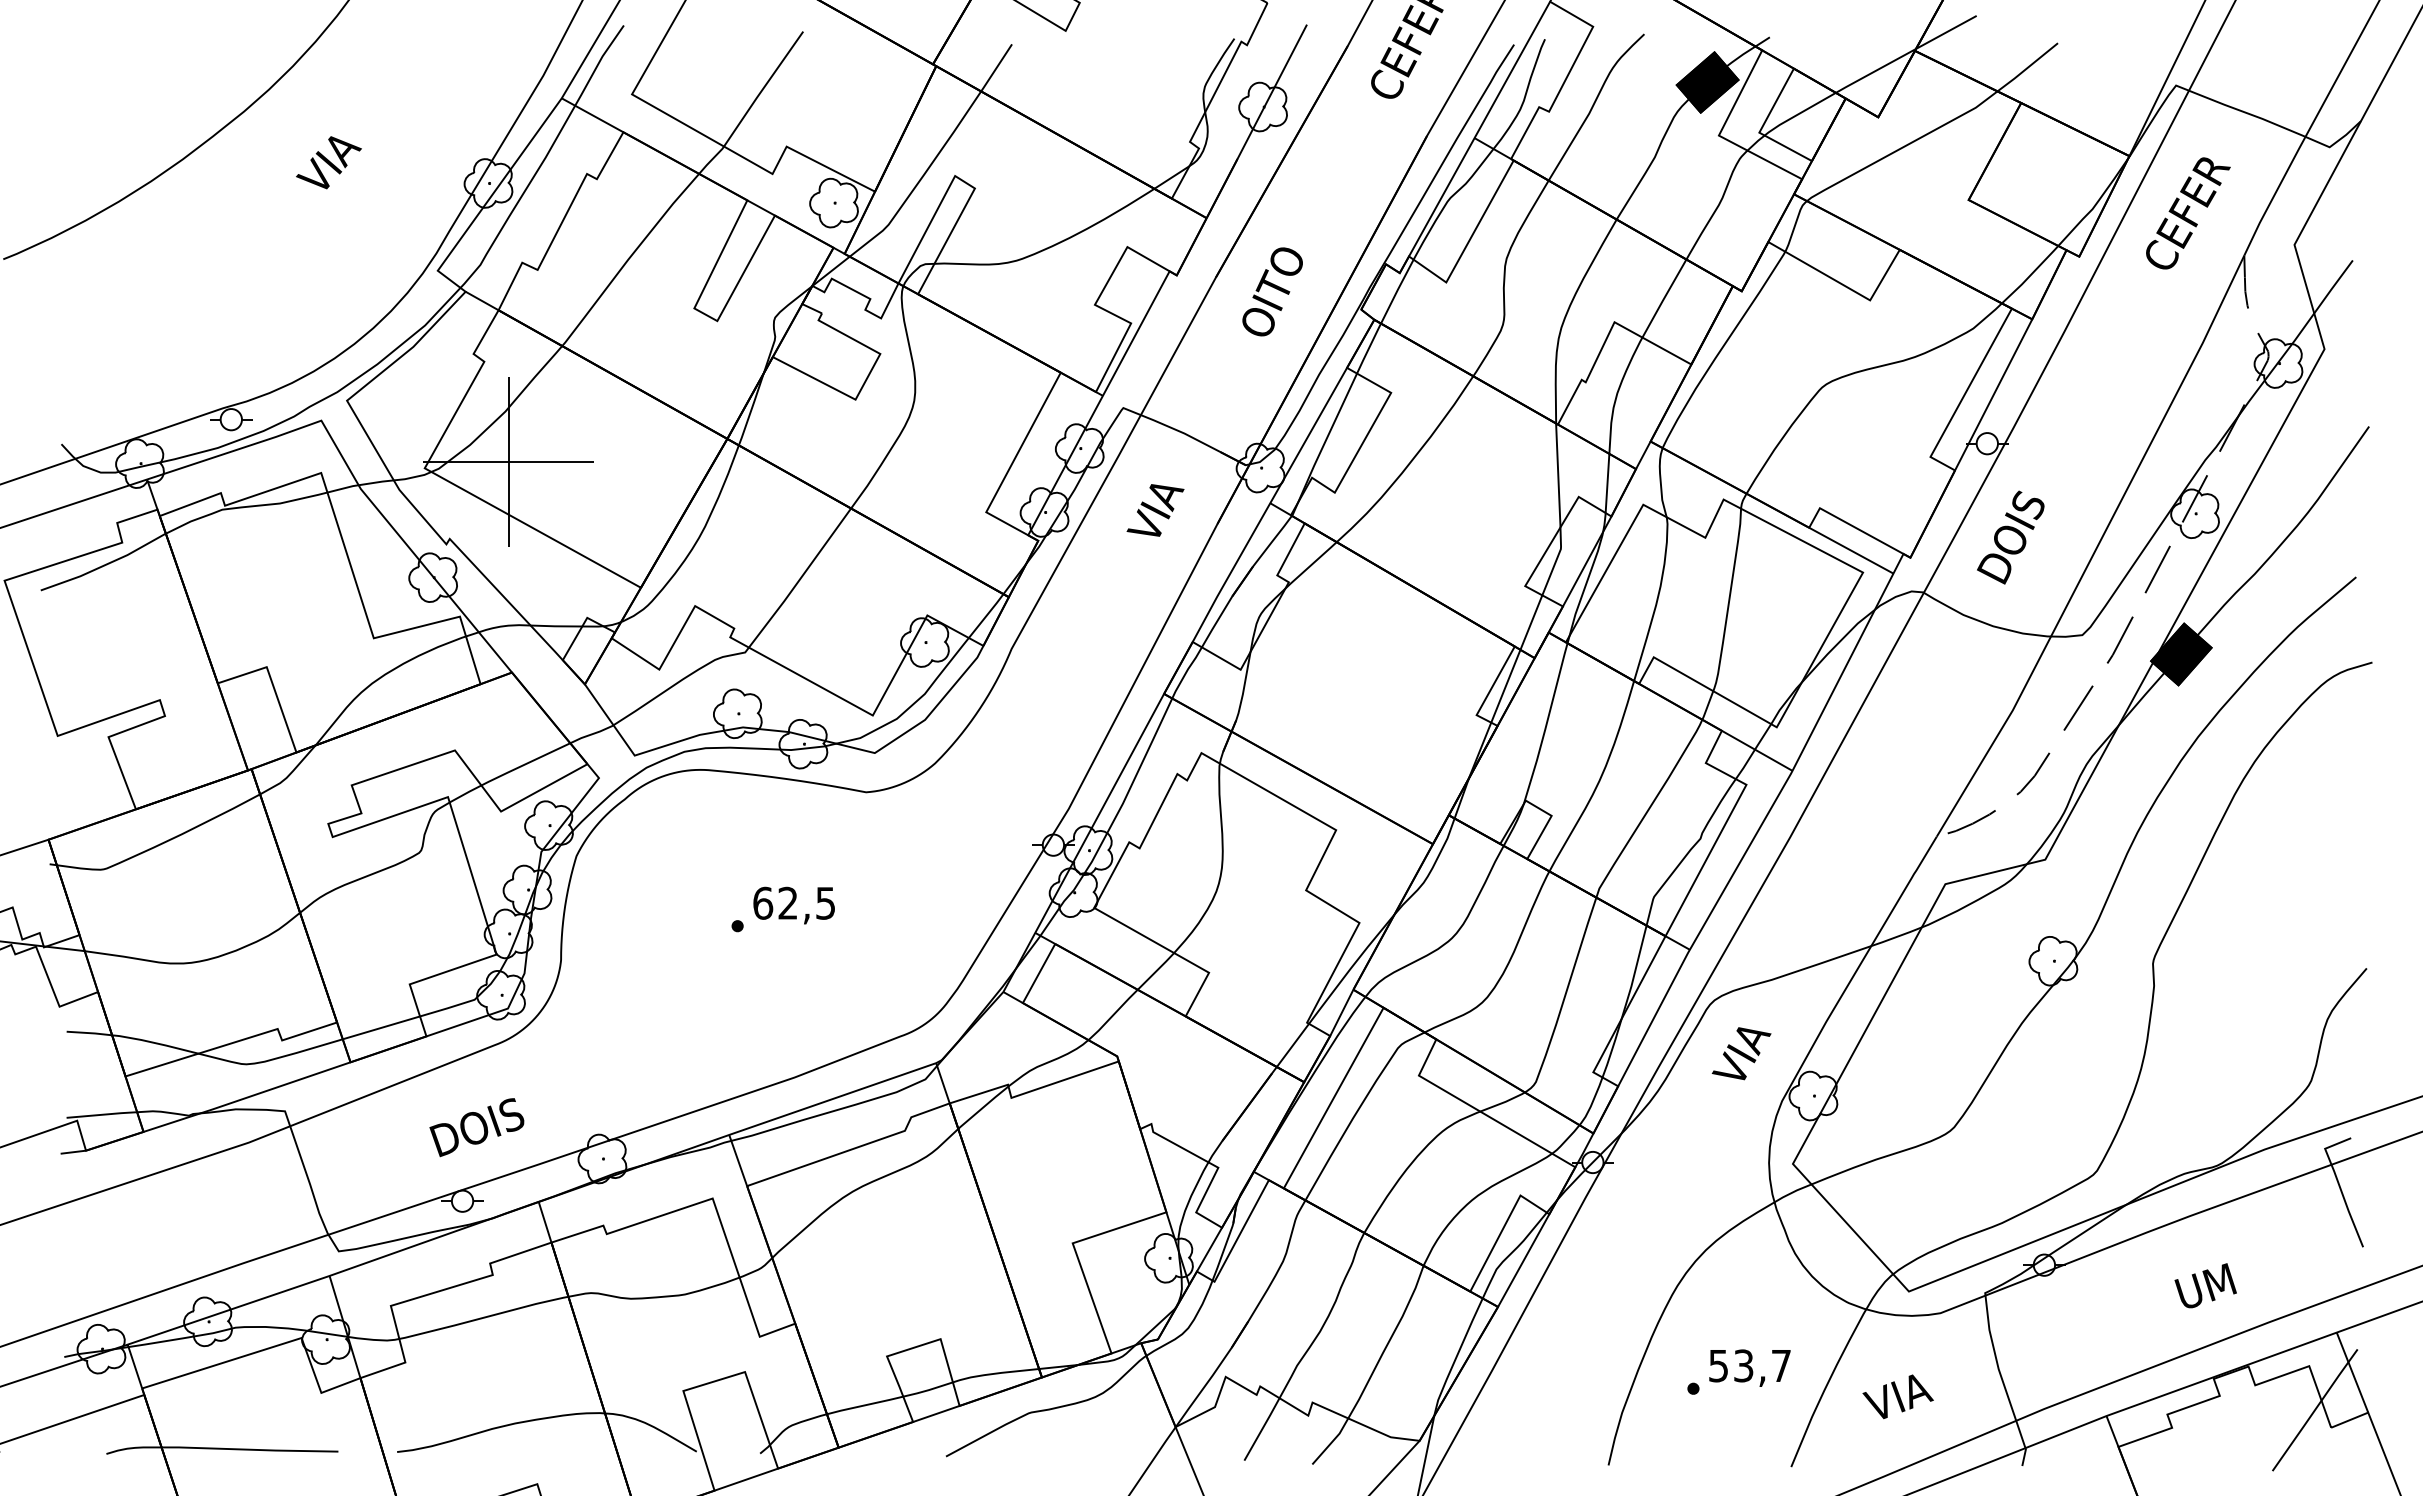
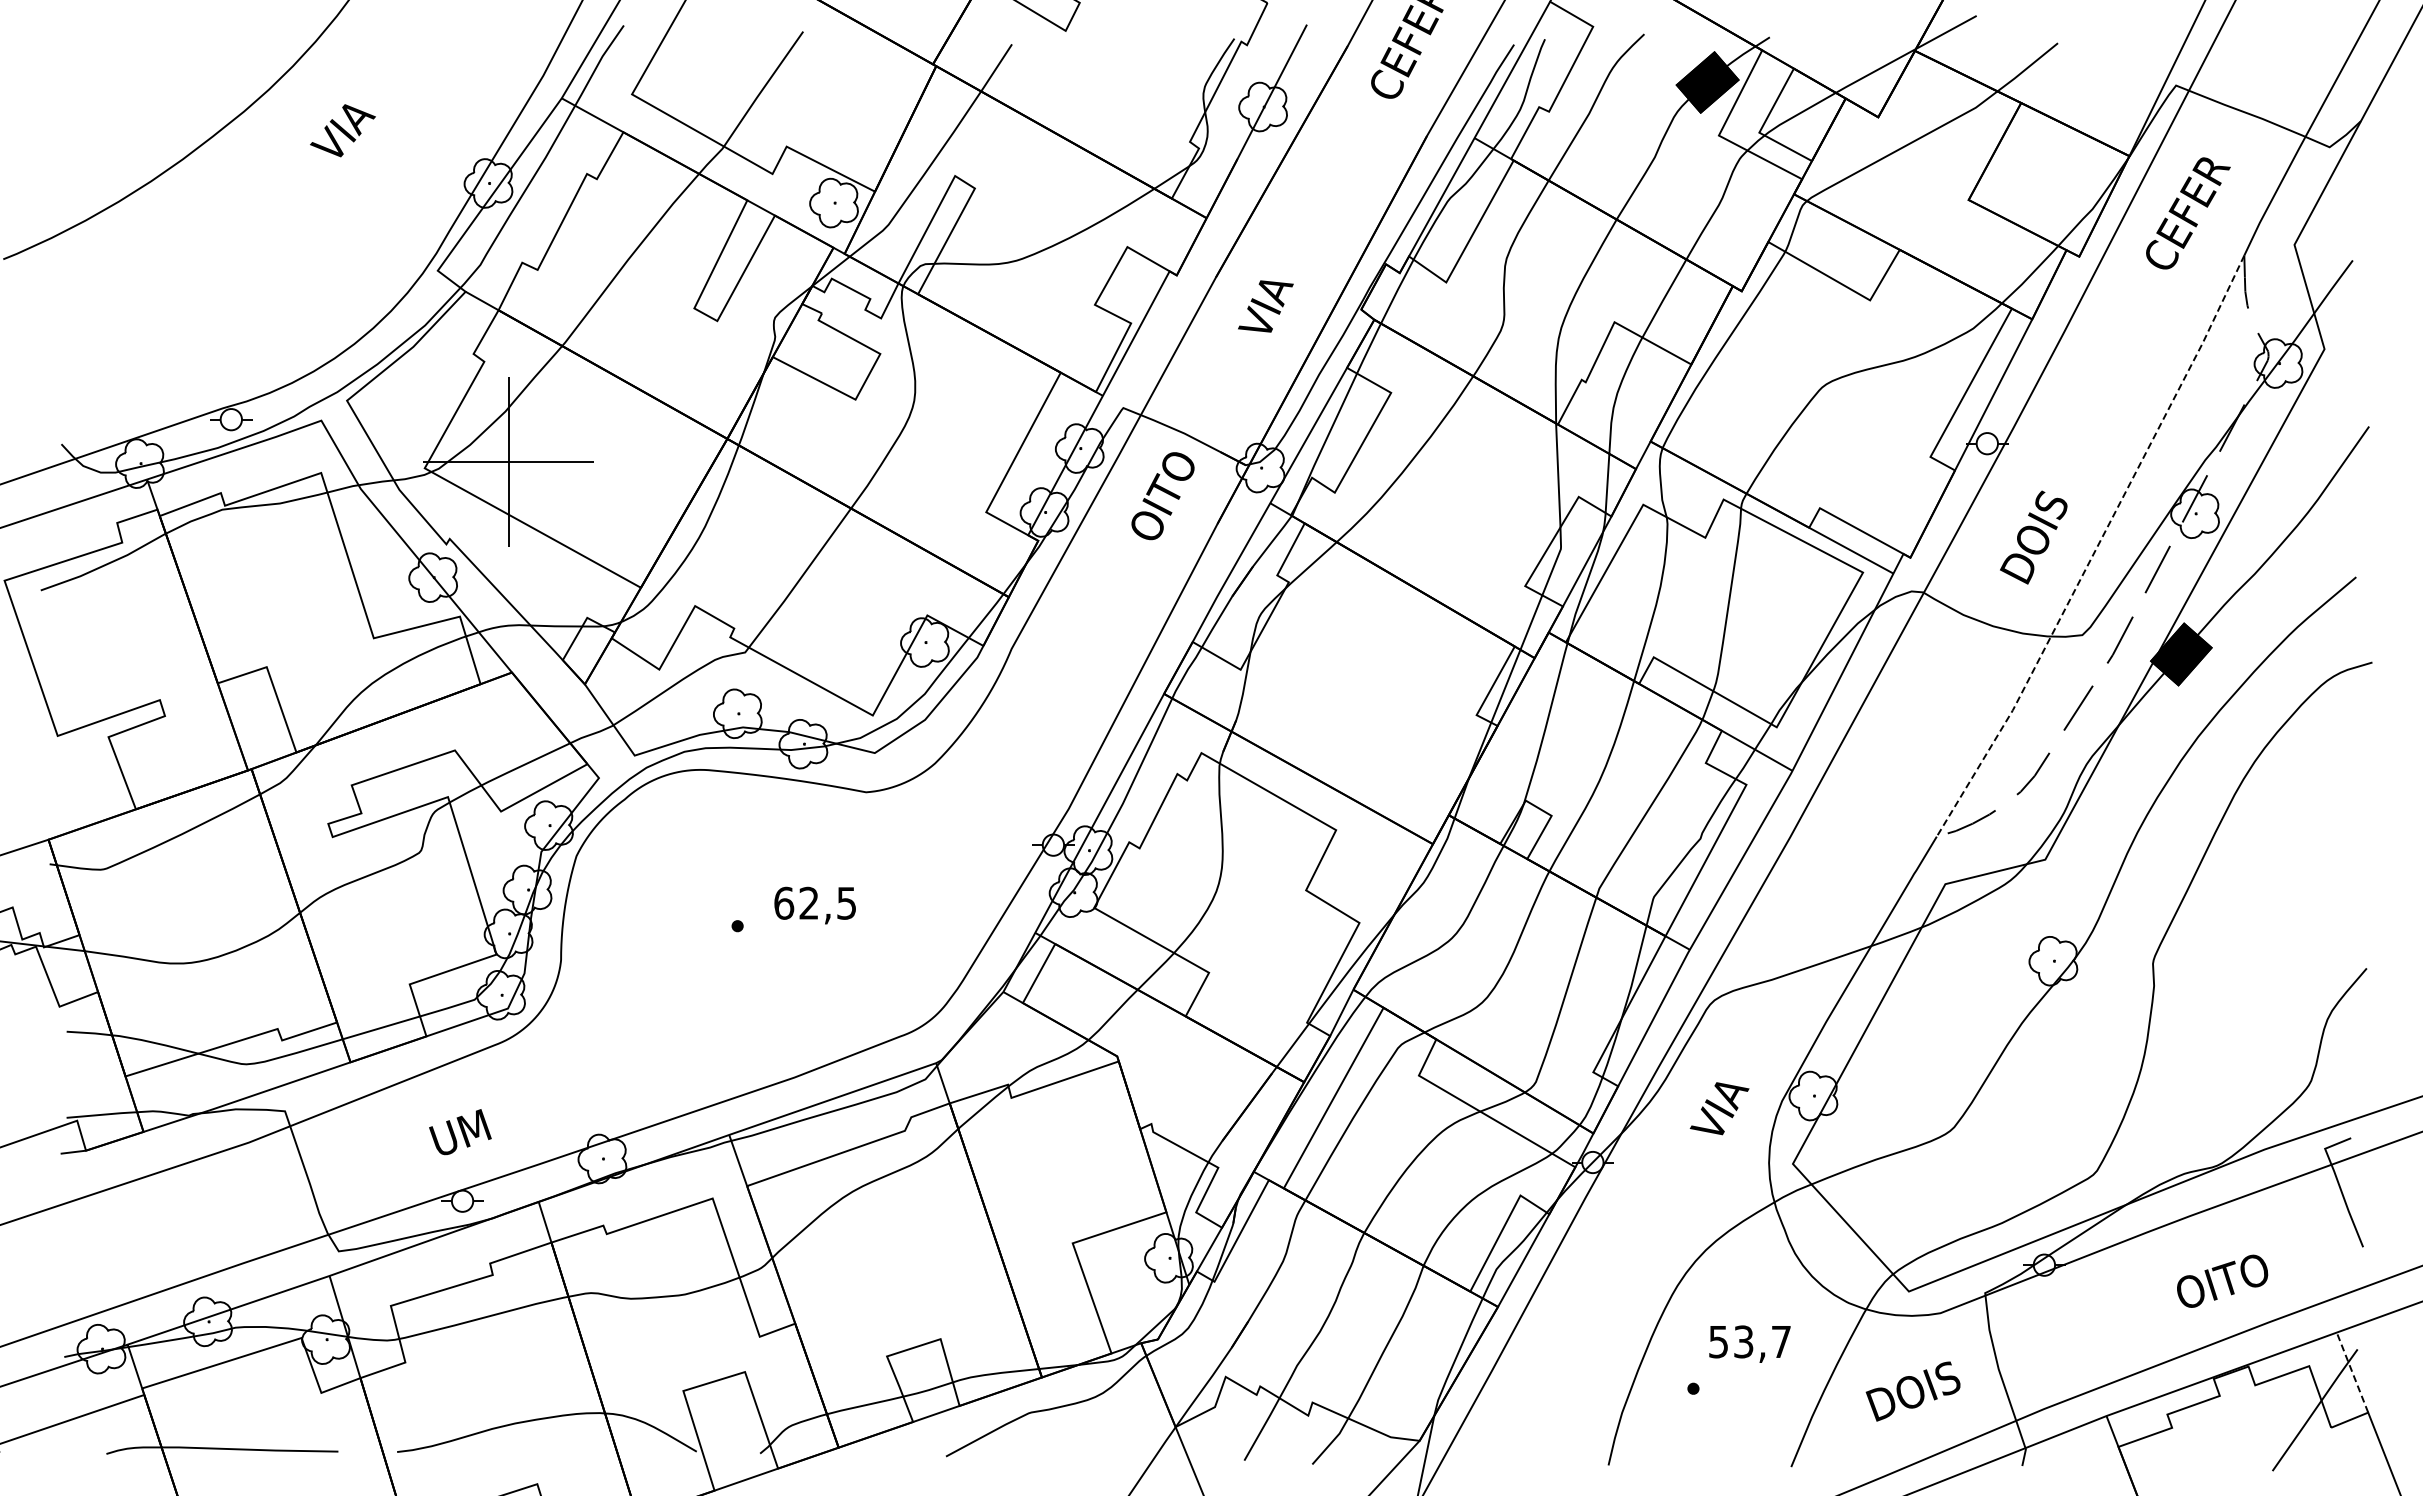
text position: (328, 162) -> (342, 130) (342, 130)
text: OITO -> VIA (1270, 291)
text: VIA -> OITO (1160, 496)
text position: (2010, 537) -> (2033, 537) (2033, 537)
line: solid -> dashed (2095, 549)
text position: (793, 905) -> (814, 905) (814, 905)
text position: (1741, 1053) -> (1719, 1108) (1719, 1108)
text: DOIS -> UM (476, 1127)
text: UM -> OITO (2221, 1281)
text position: (1749, 1367) -> (1749, 1343) (1749, 1343)
line: solid -> dashed (2352, 1372)
text: VIA -> DOIS (1911, 1391)
